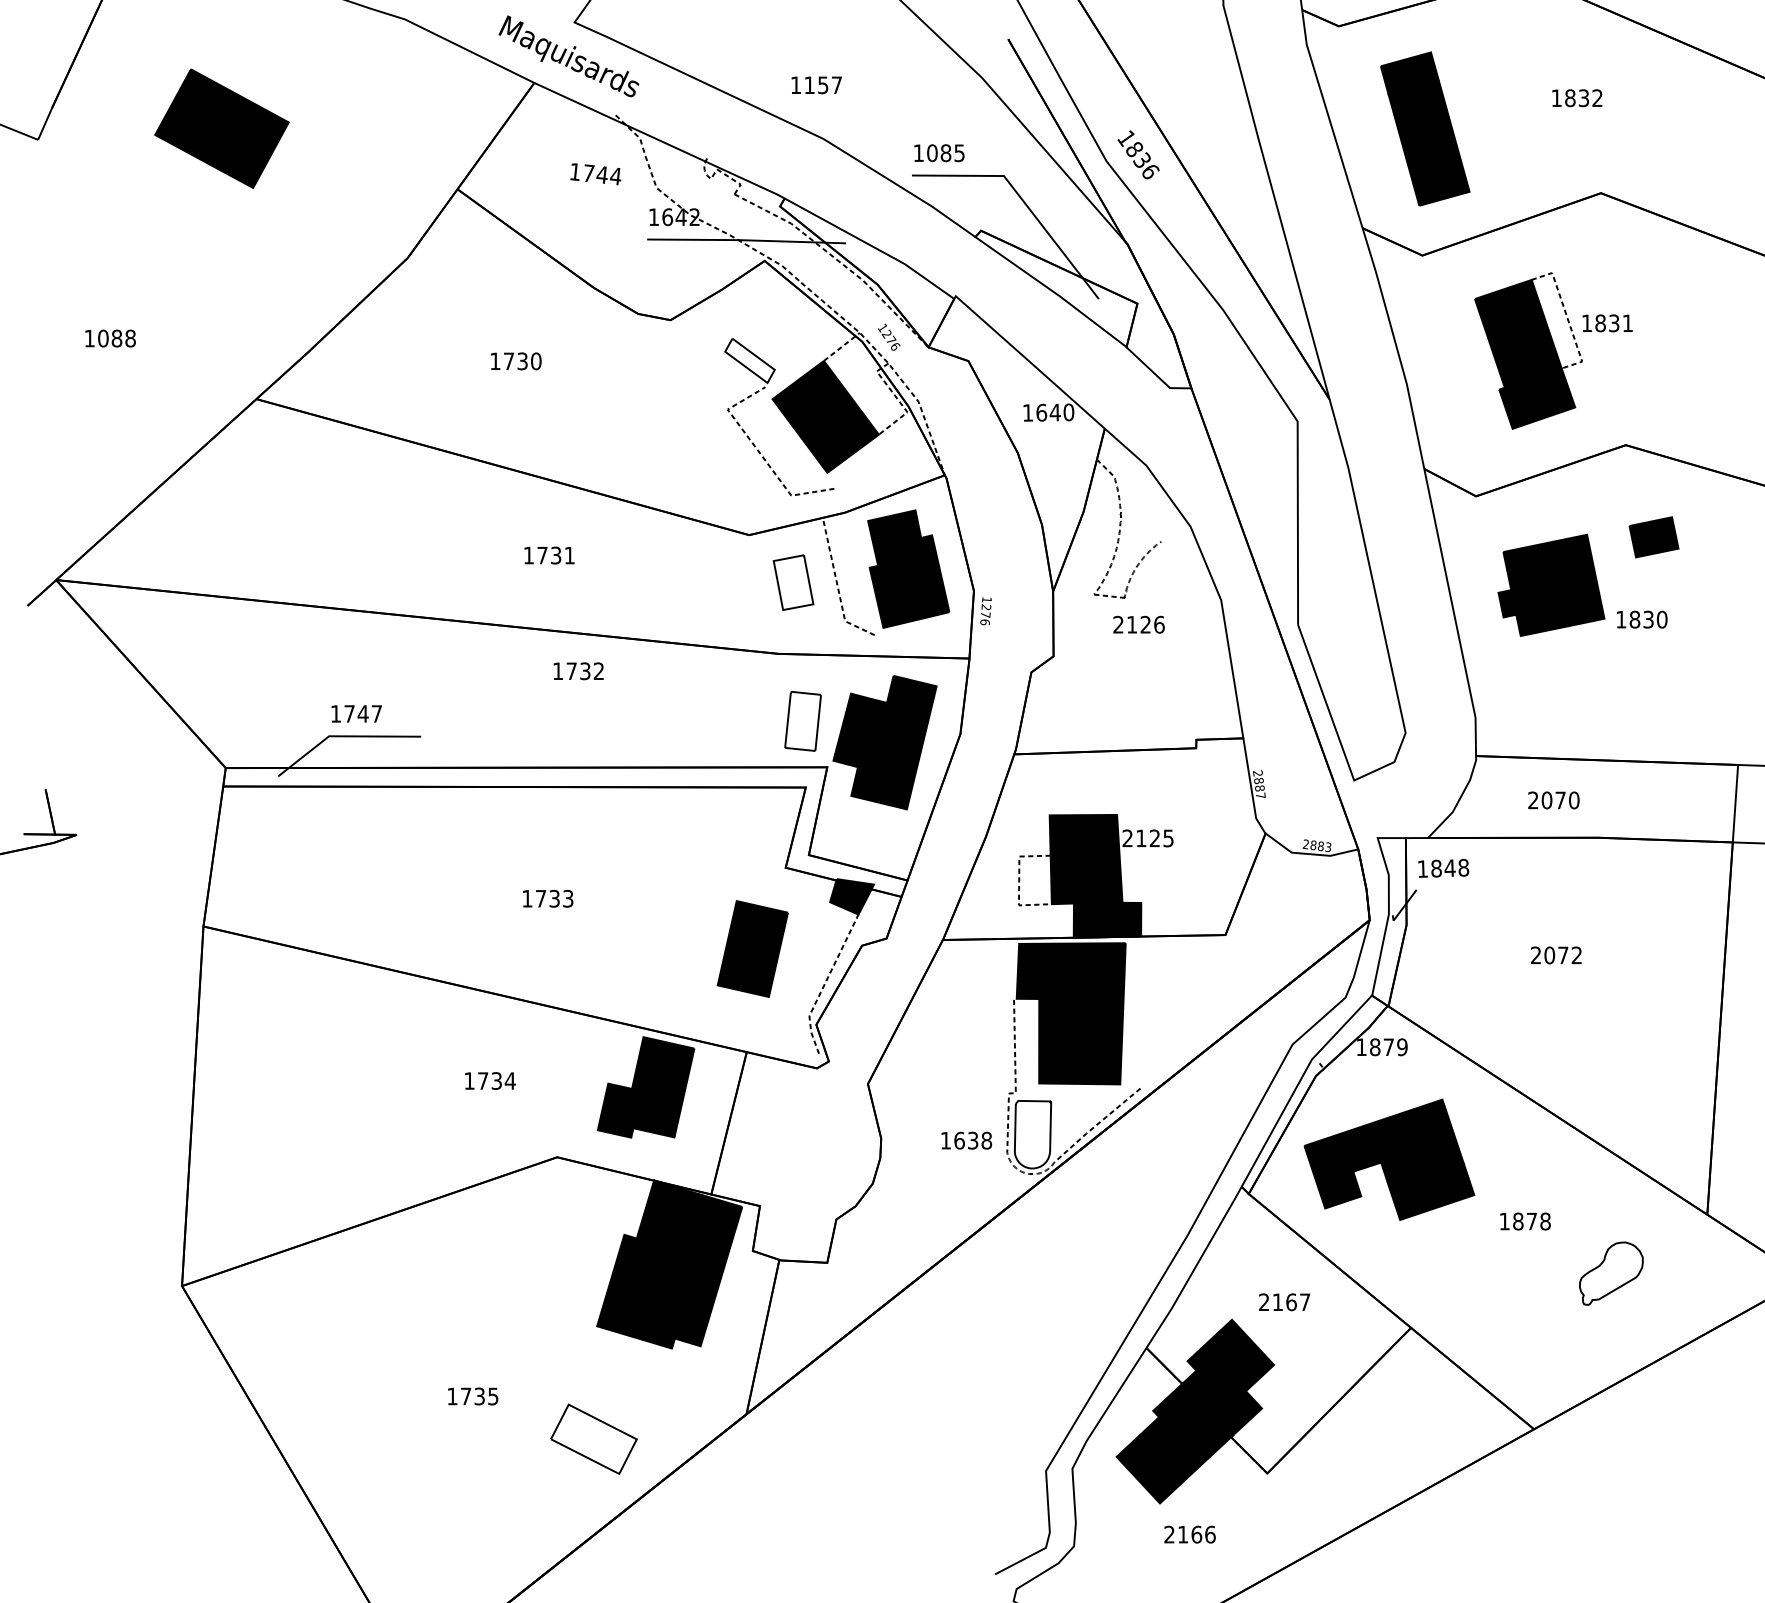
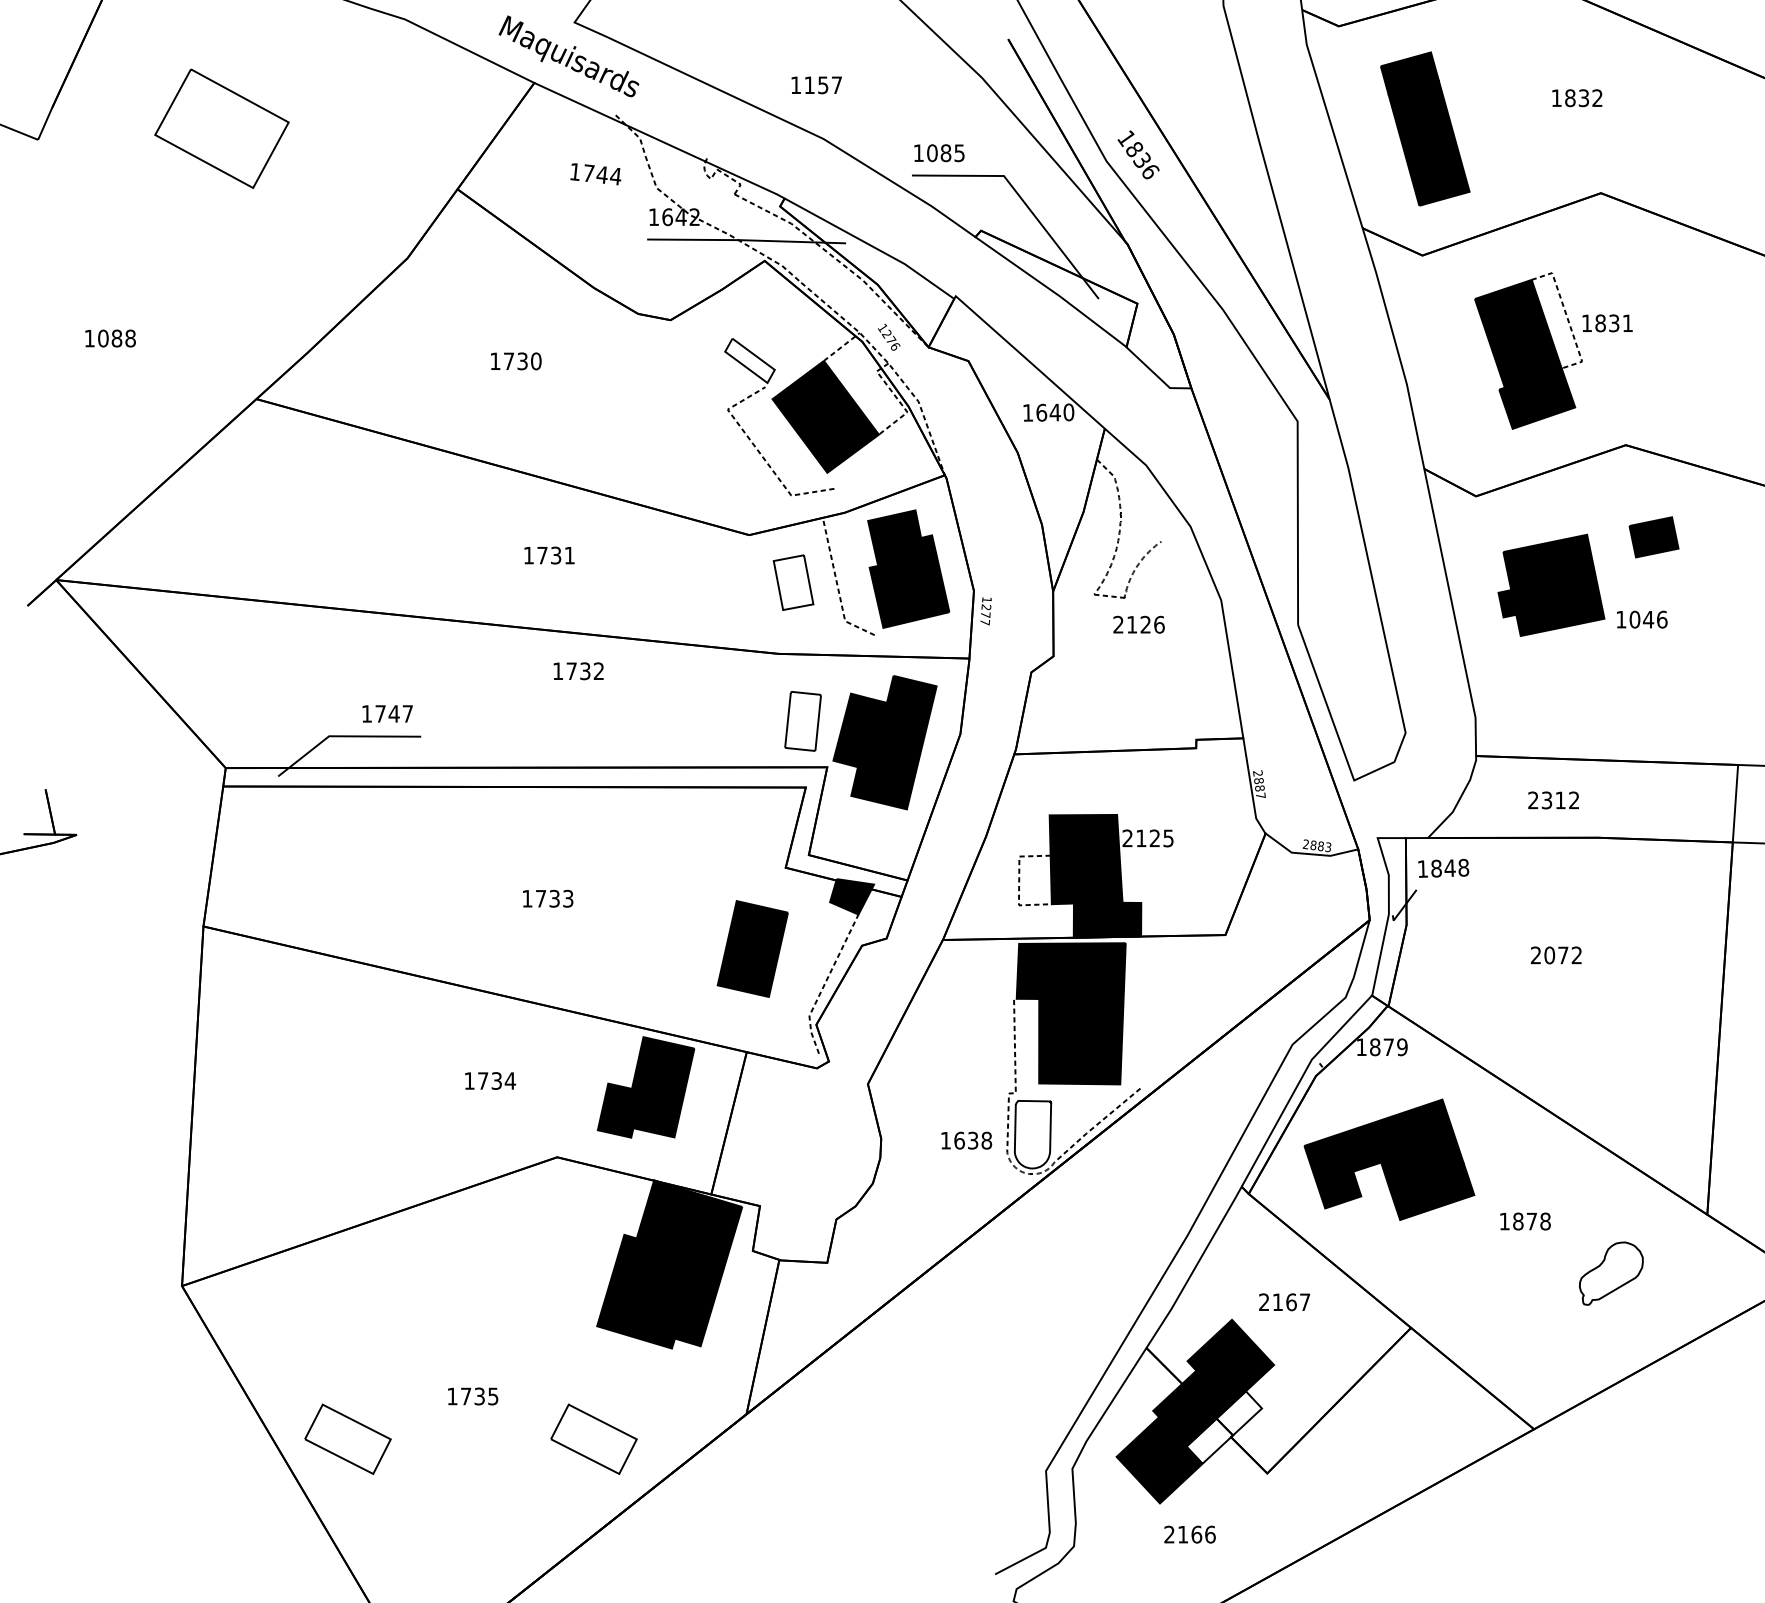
fill: present -> none (221, 128)
text: 1830 -> 1046 (1648, 619)
text: 1276 -> 1277 (985, 622)
text position: (356, 713) -> (387, 713) (387, 713)
text: 2070 -> 2312 (1560, 800)
fill: present -> none (1224, 1427)
part: none -> present (347, 1438)
